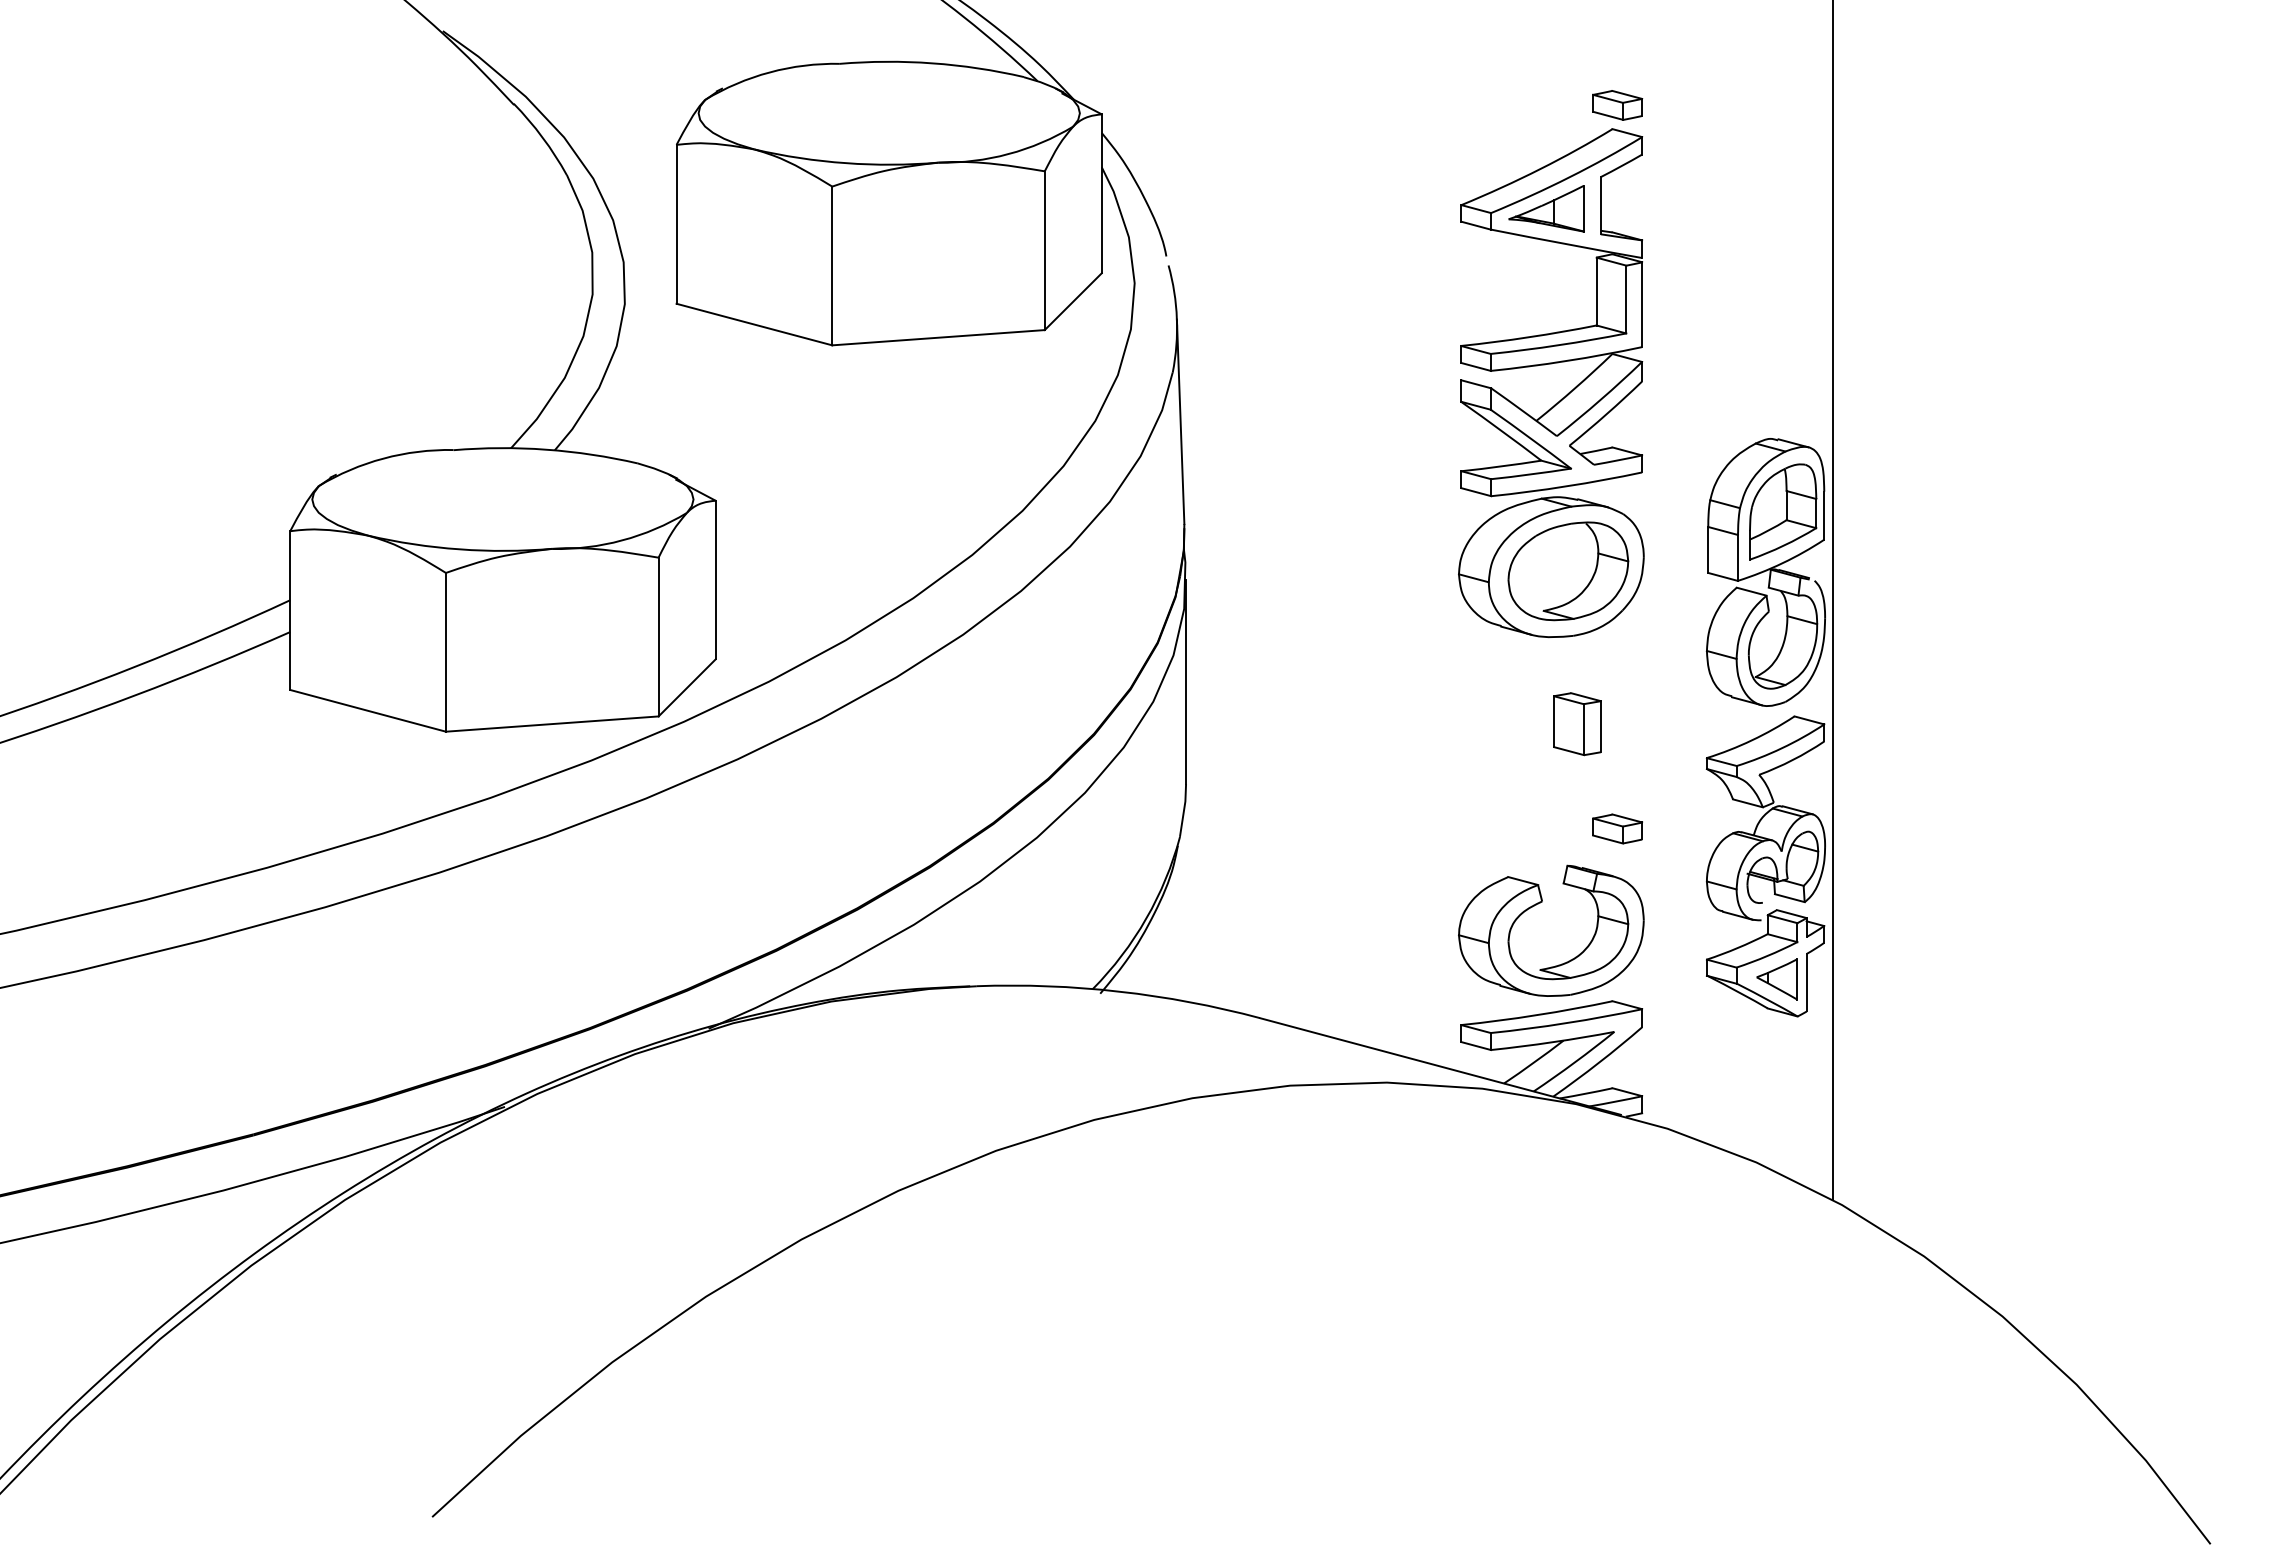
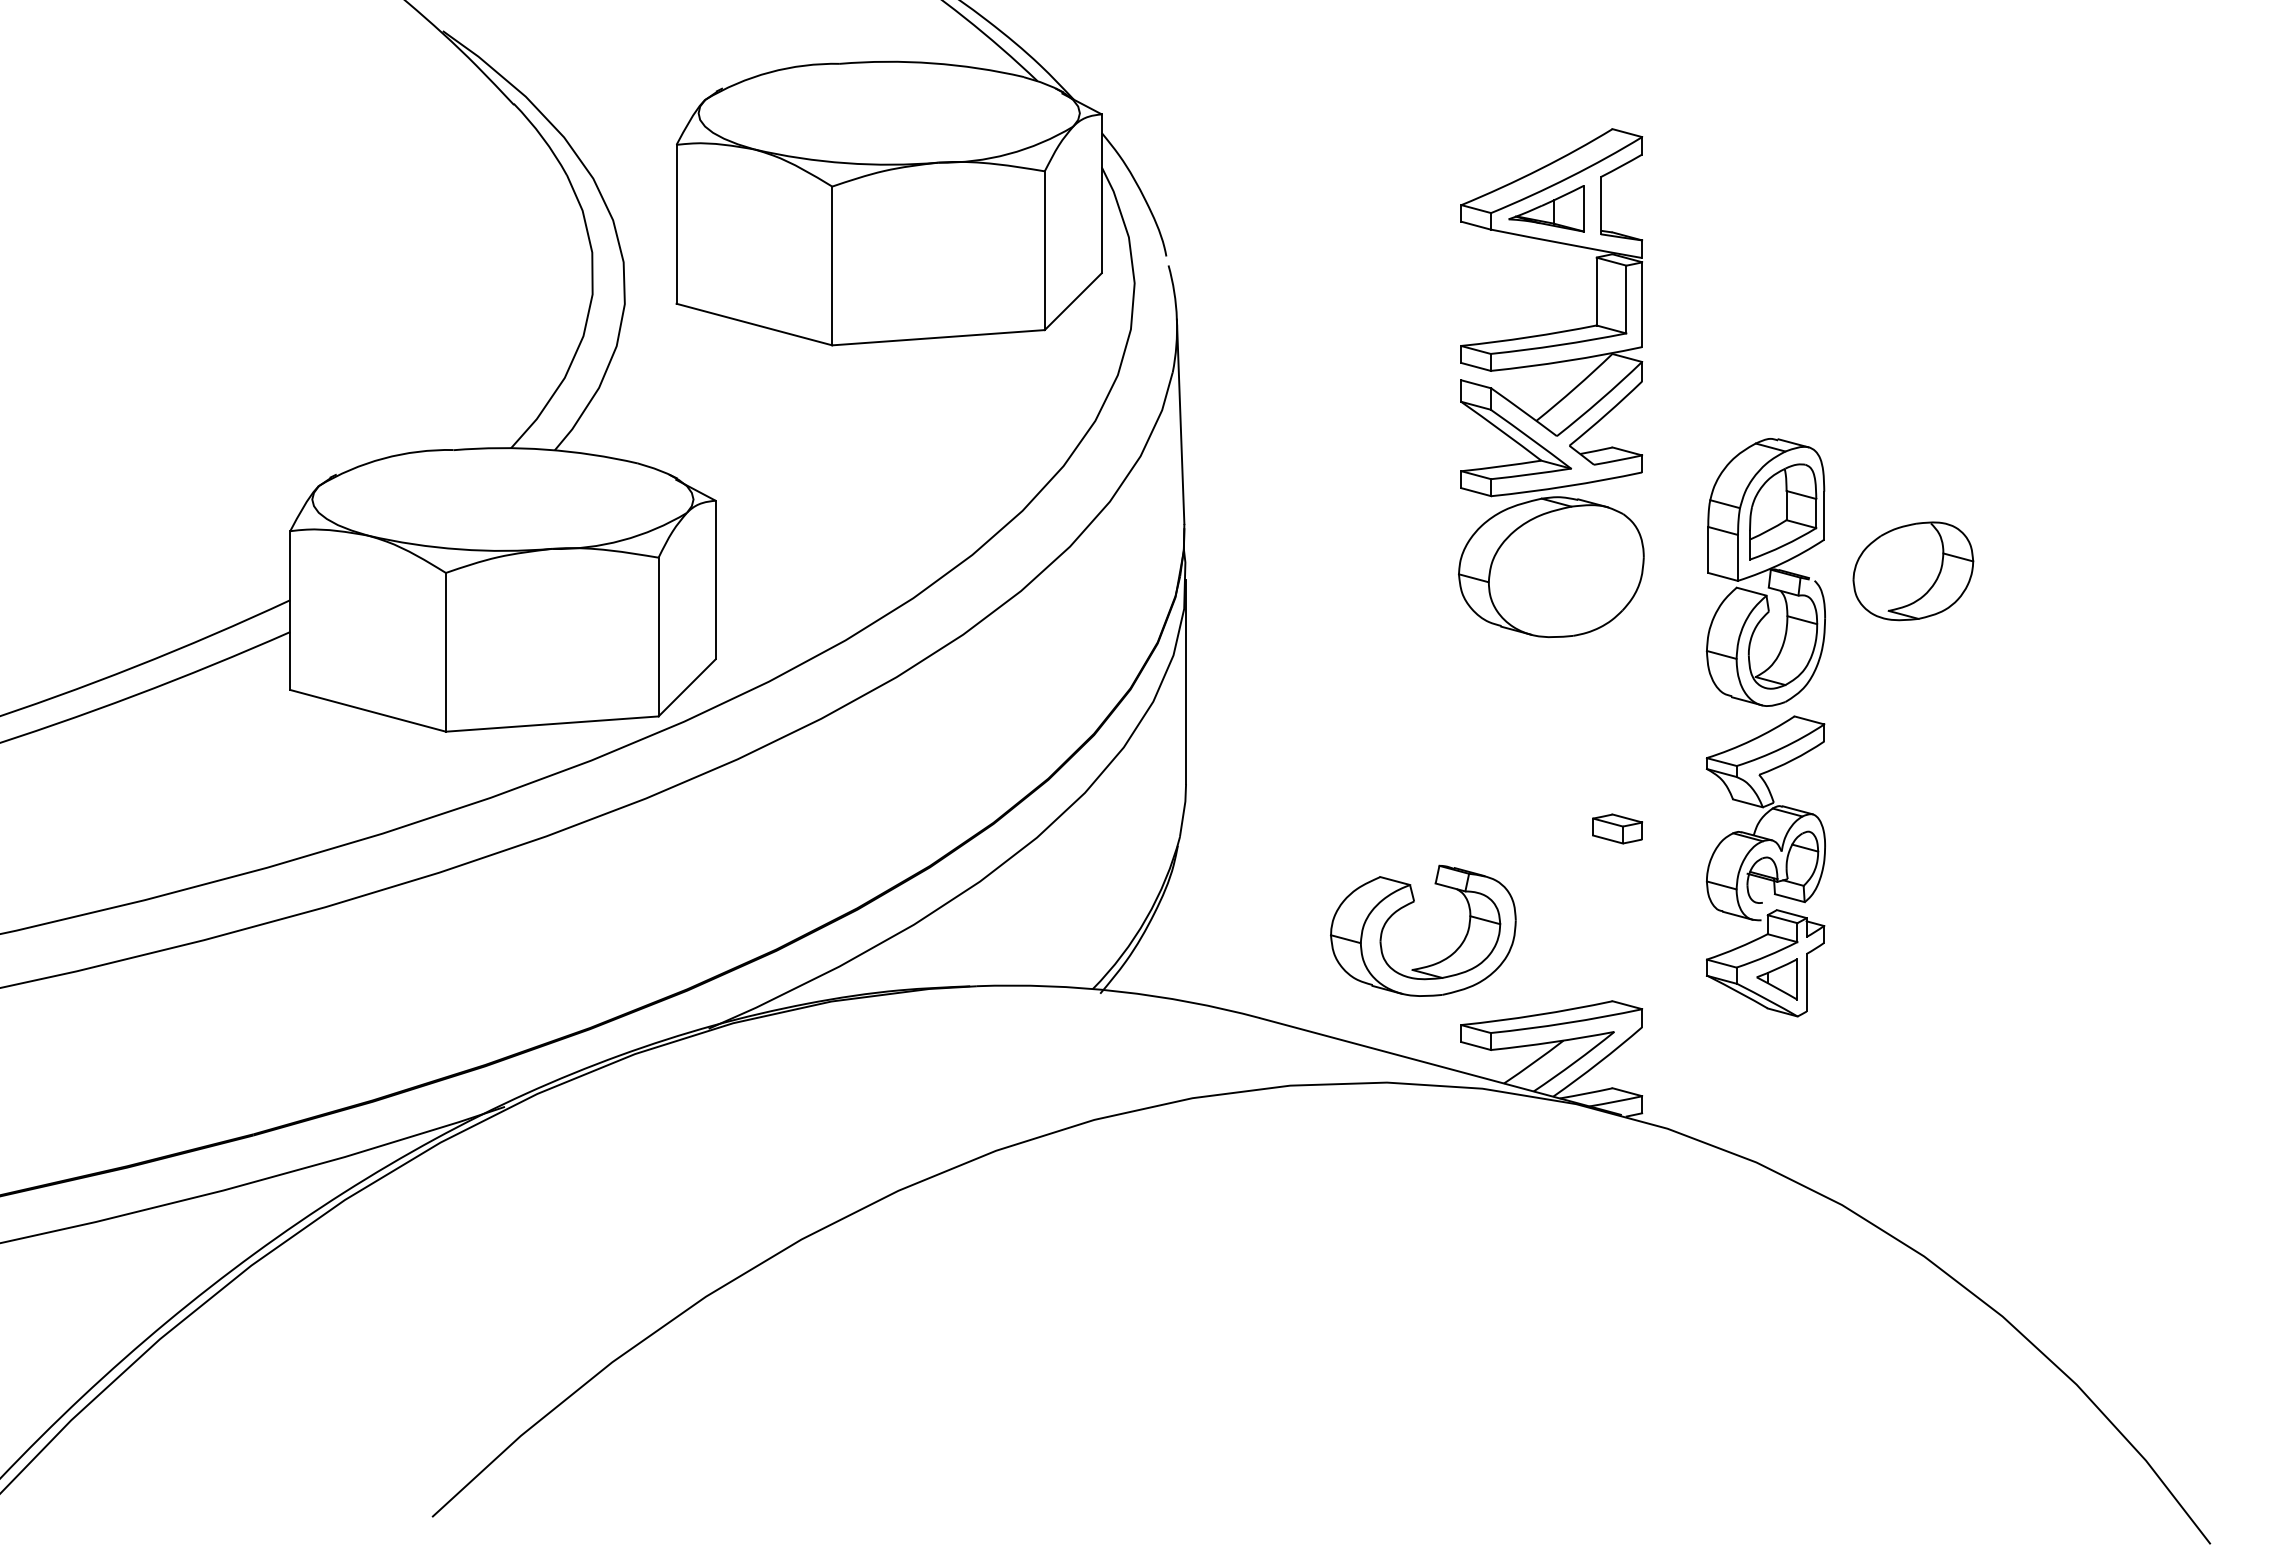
part: present -> none (1617, 105)
part position: (1568, 571) -> (1913, 571) (1913, 571)
line: present -> none (1833, 601)
part: present -> none (1577, 724)
part position: (1538, 904) -> (1410, 904) (1410, 904)
